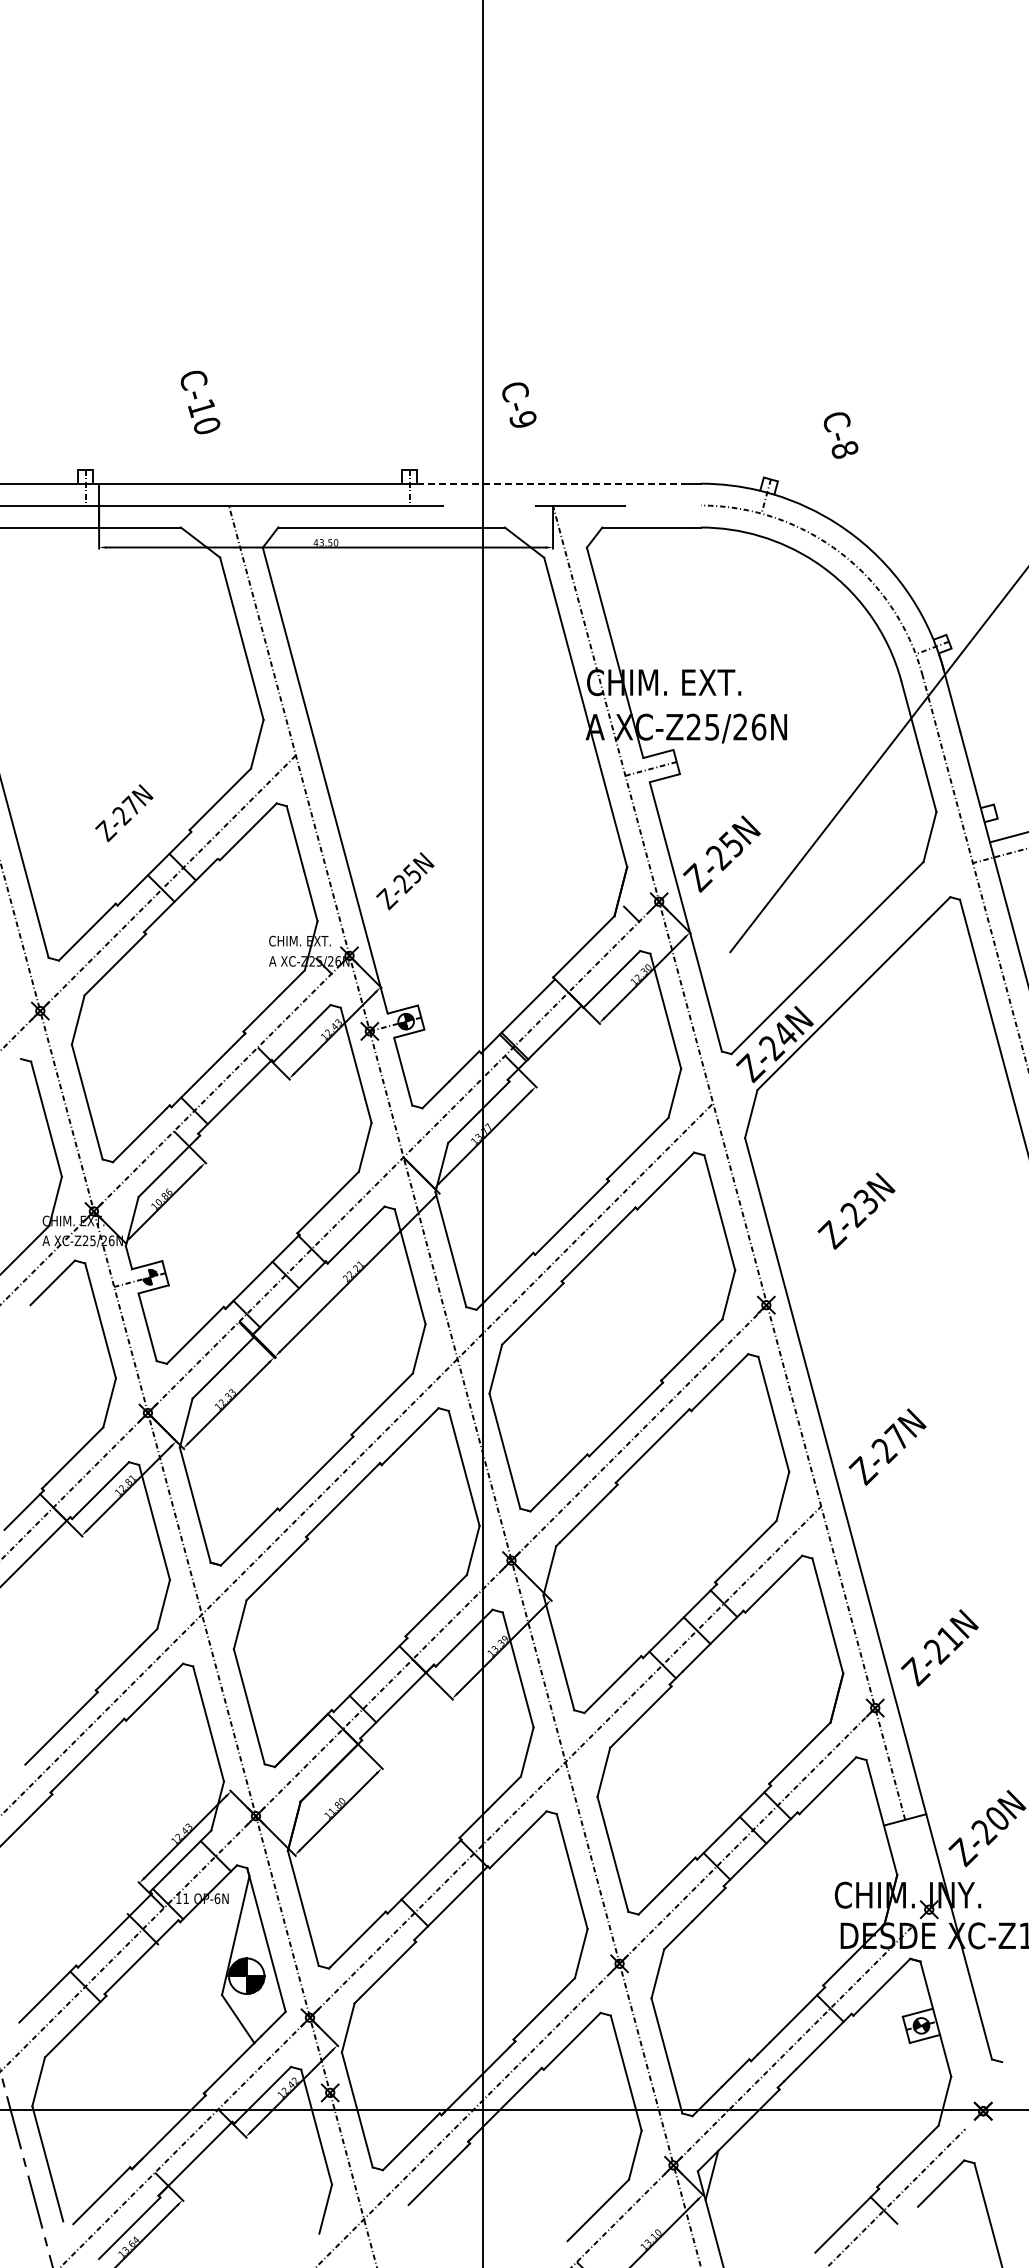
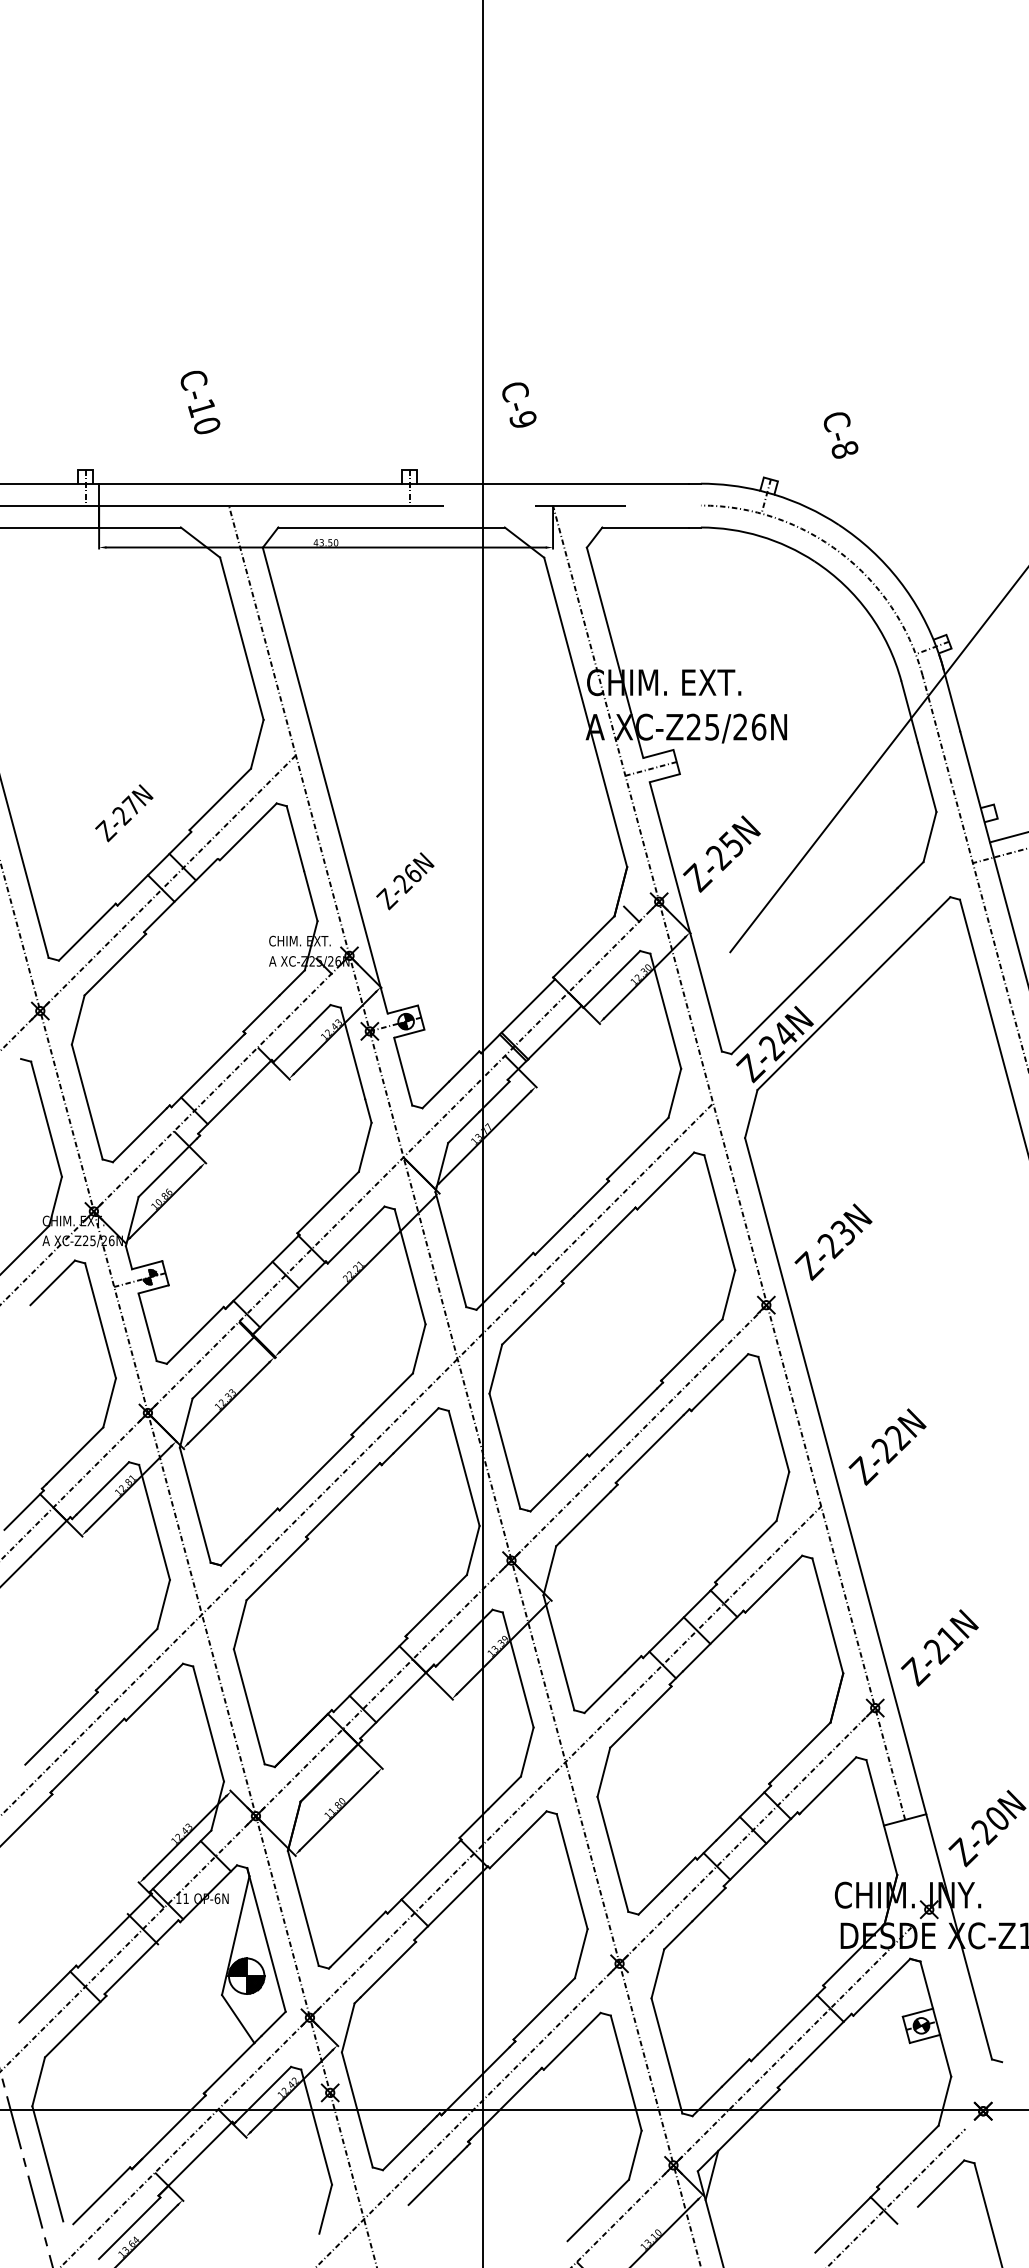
line: dashed -> solid (553, 483)
text: Z-25N -> Z-26N (412, 873)
text position: (856, 1210) -> (833, 1241) (833, 1241)
text: Z-27N -> Z-22N (896, 1437)
